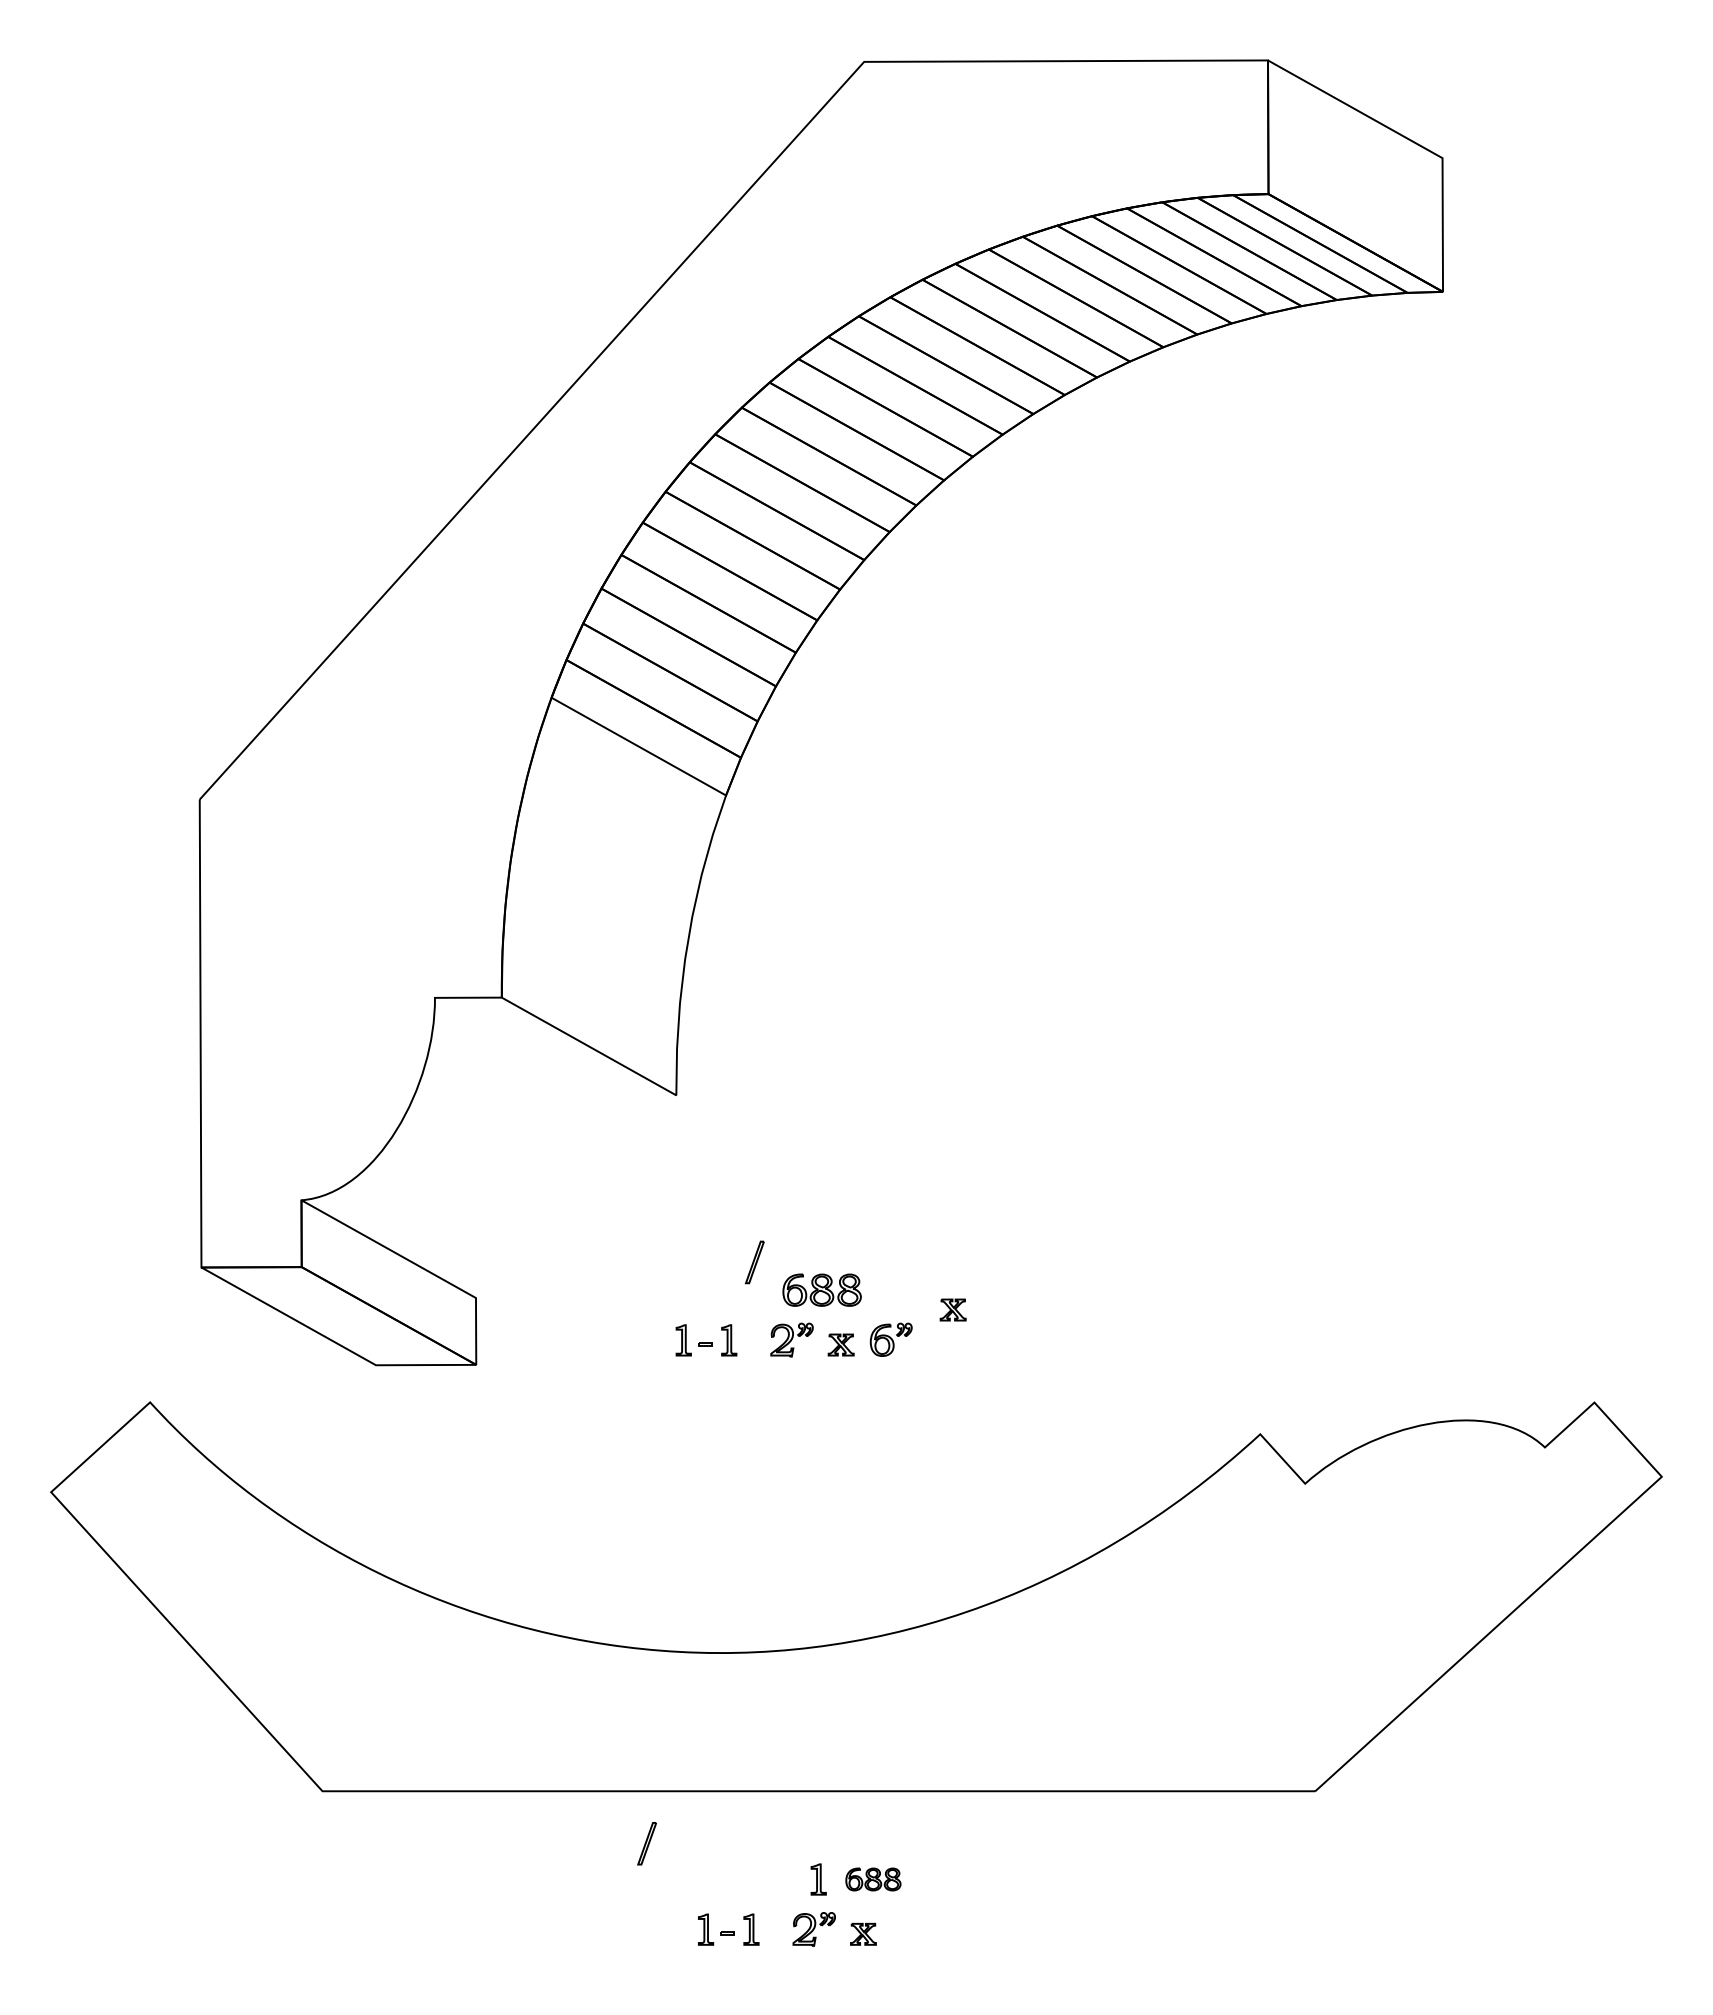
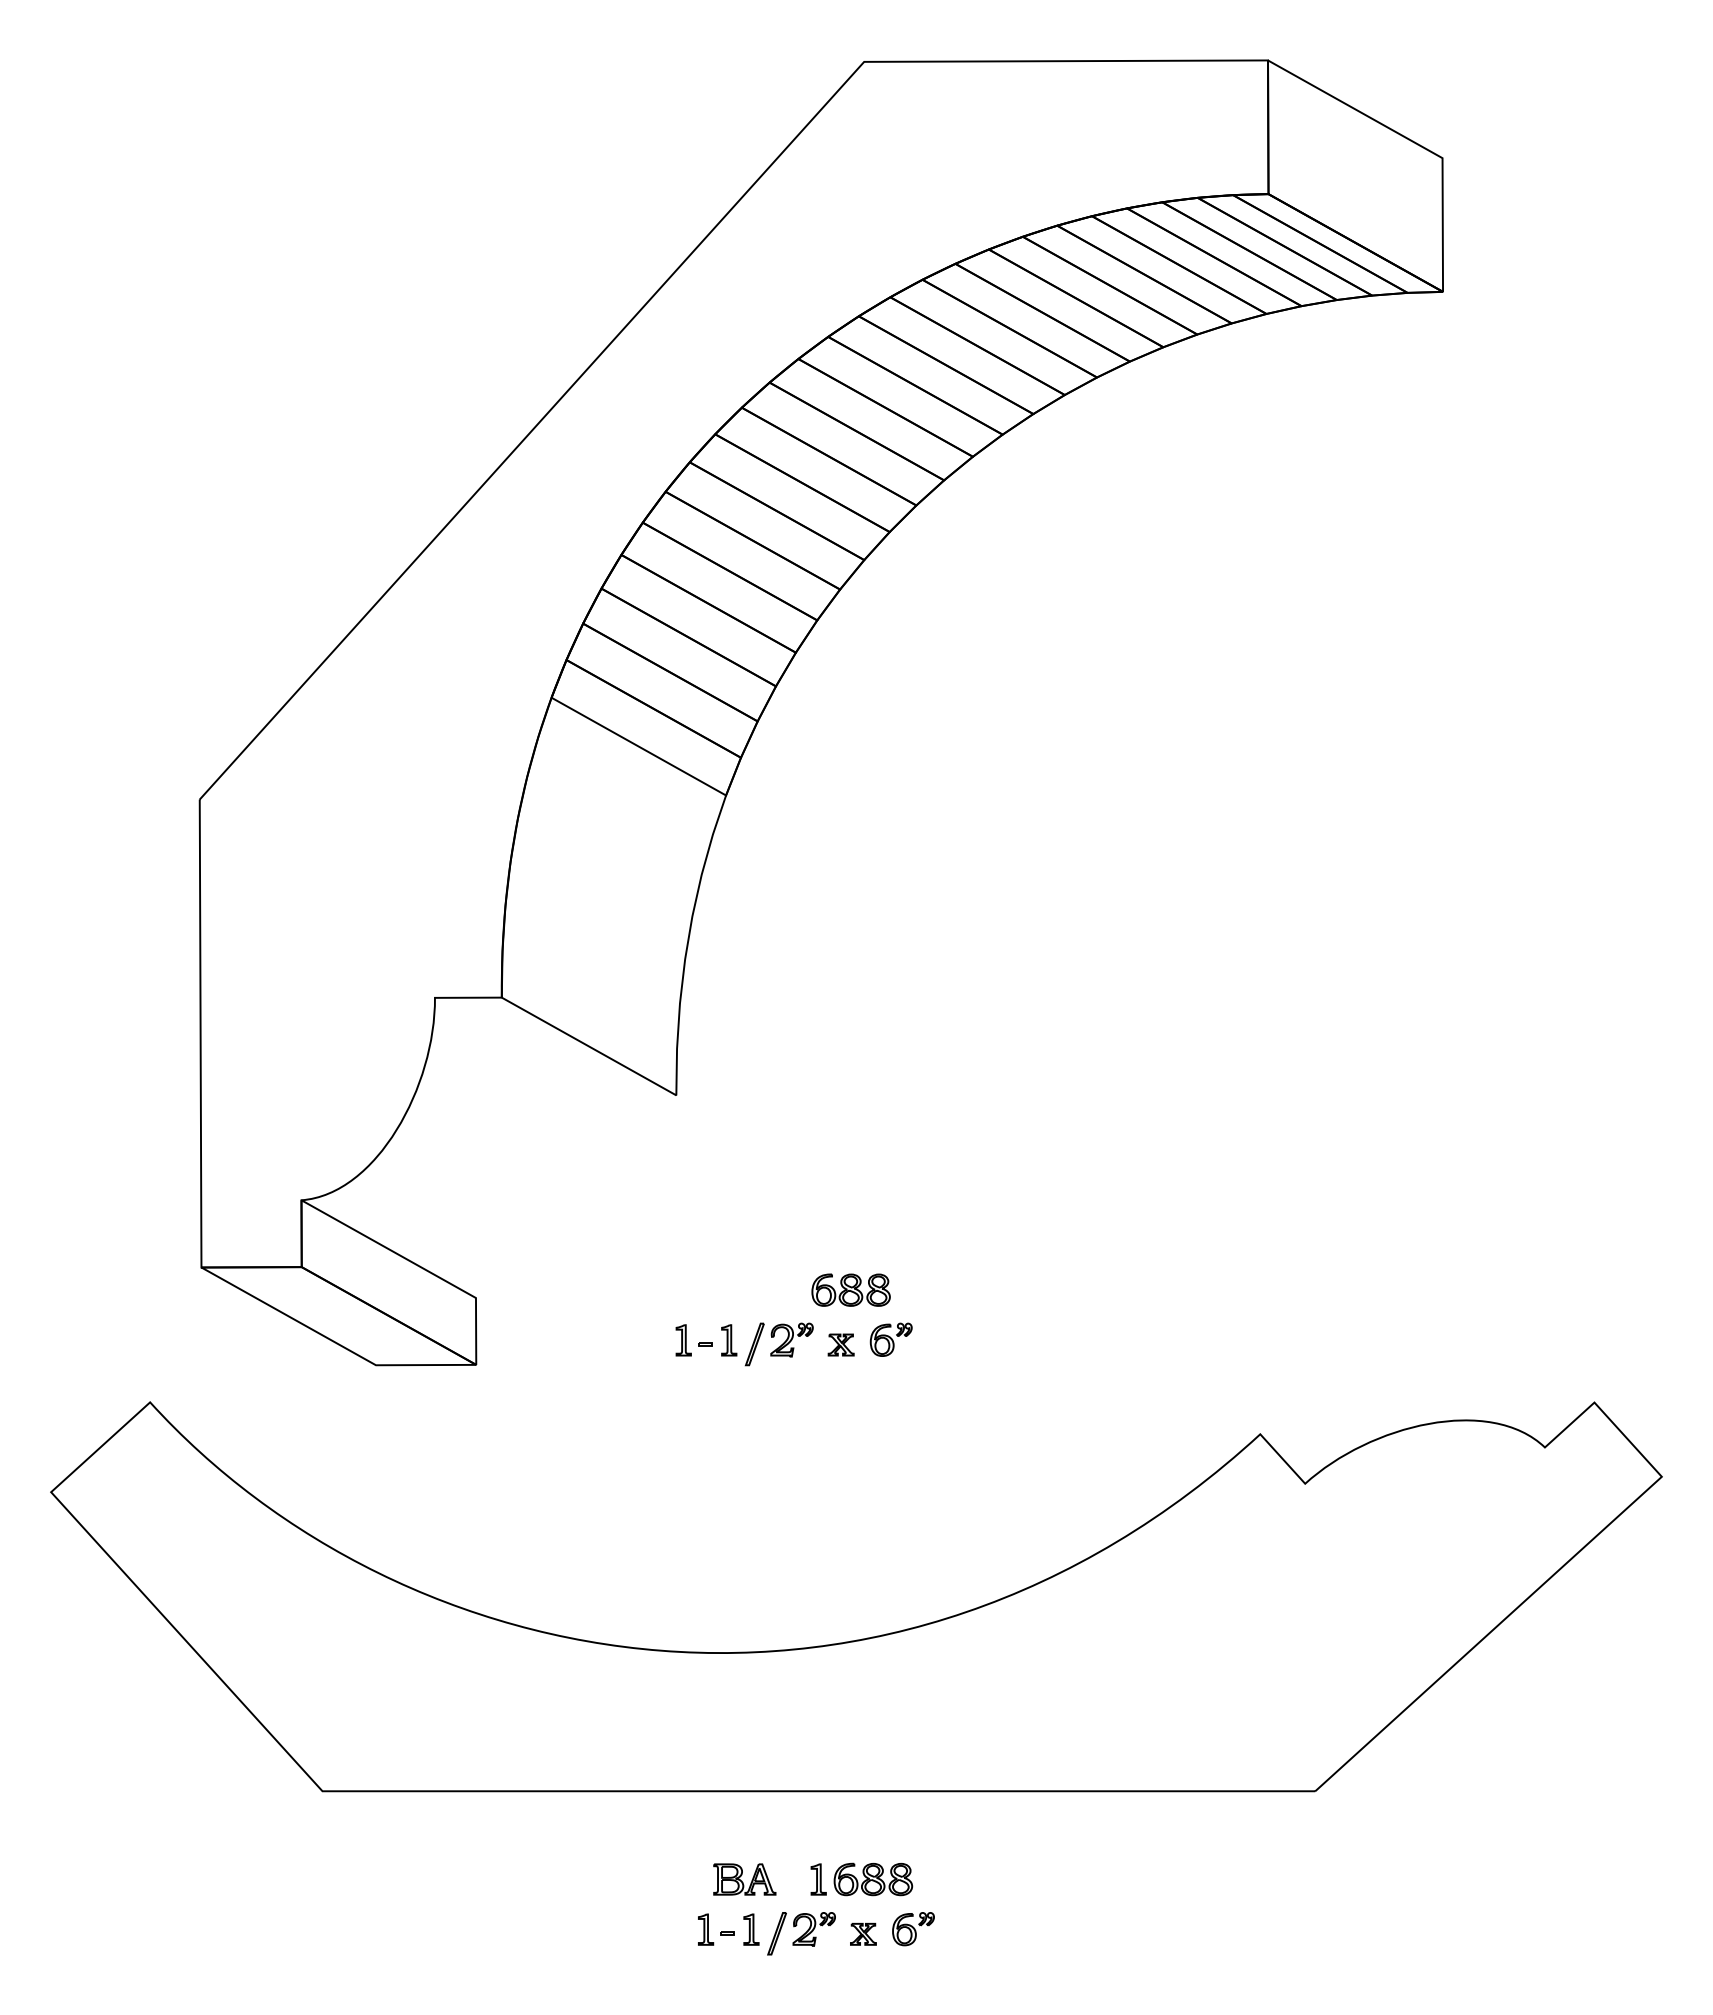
part position: (754, 1262) -> (754, 1344) (754, 1344)
part position: (821, 1289) -> (850, 1289) (850, 1289)
part: present -> none (952, 1309)
part position: (646, 1843) -> (776, 1933) (776, 1933)
part: none -> present (744, 1879)
part size: 57x25 px -> 81x35 px (873, 1879)
part: none -> present (913, 1929)
